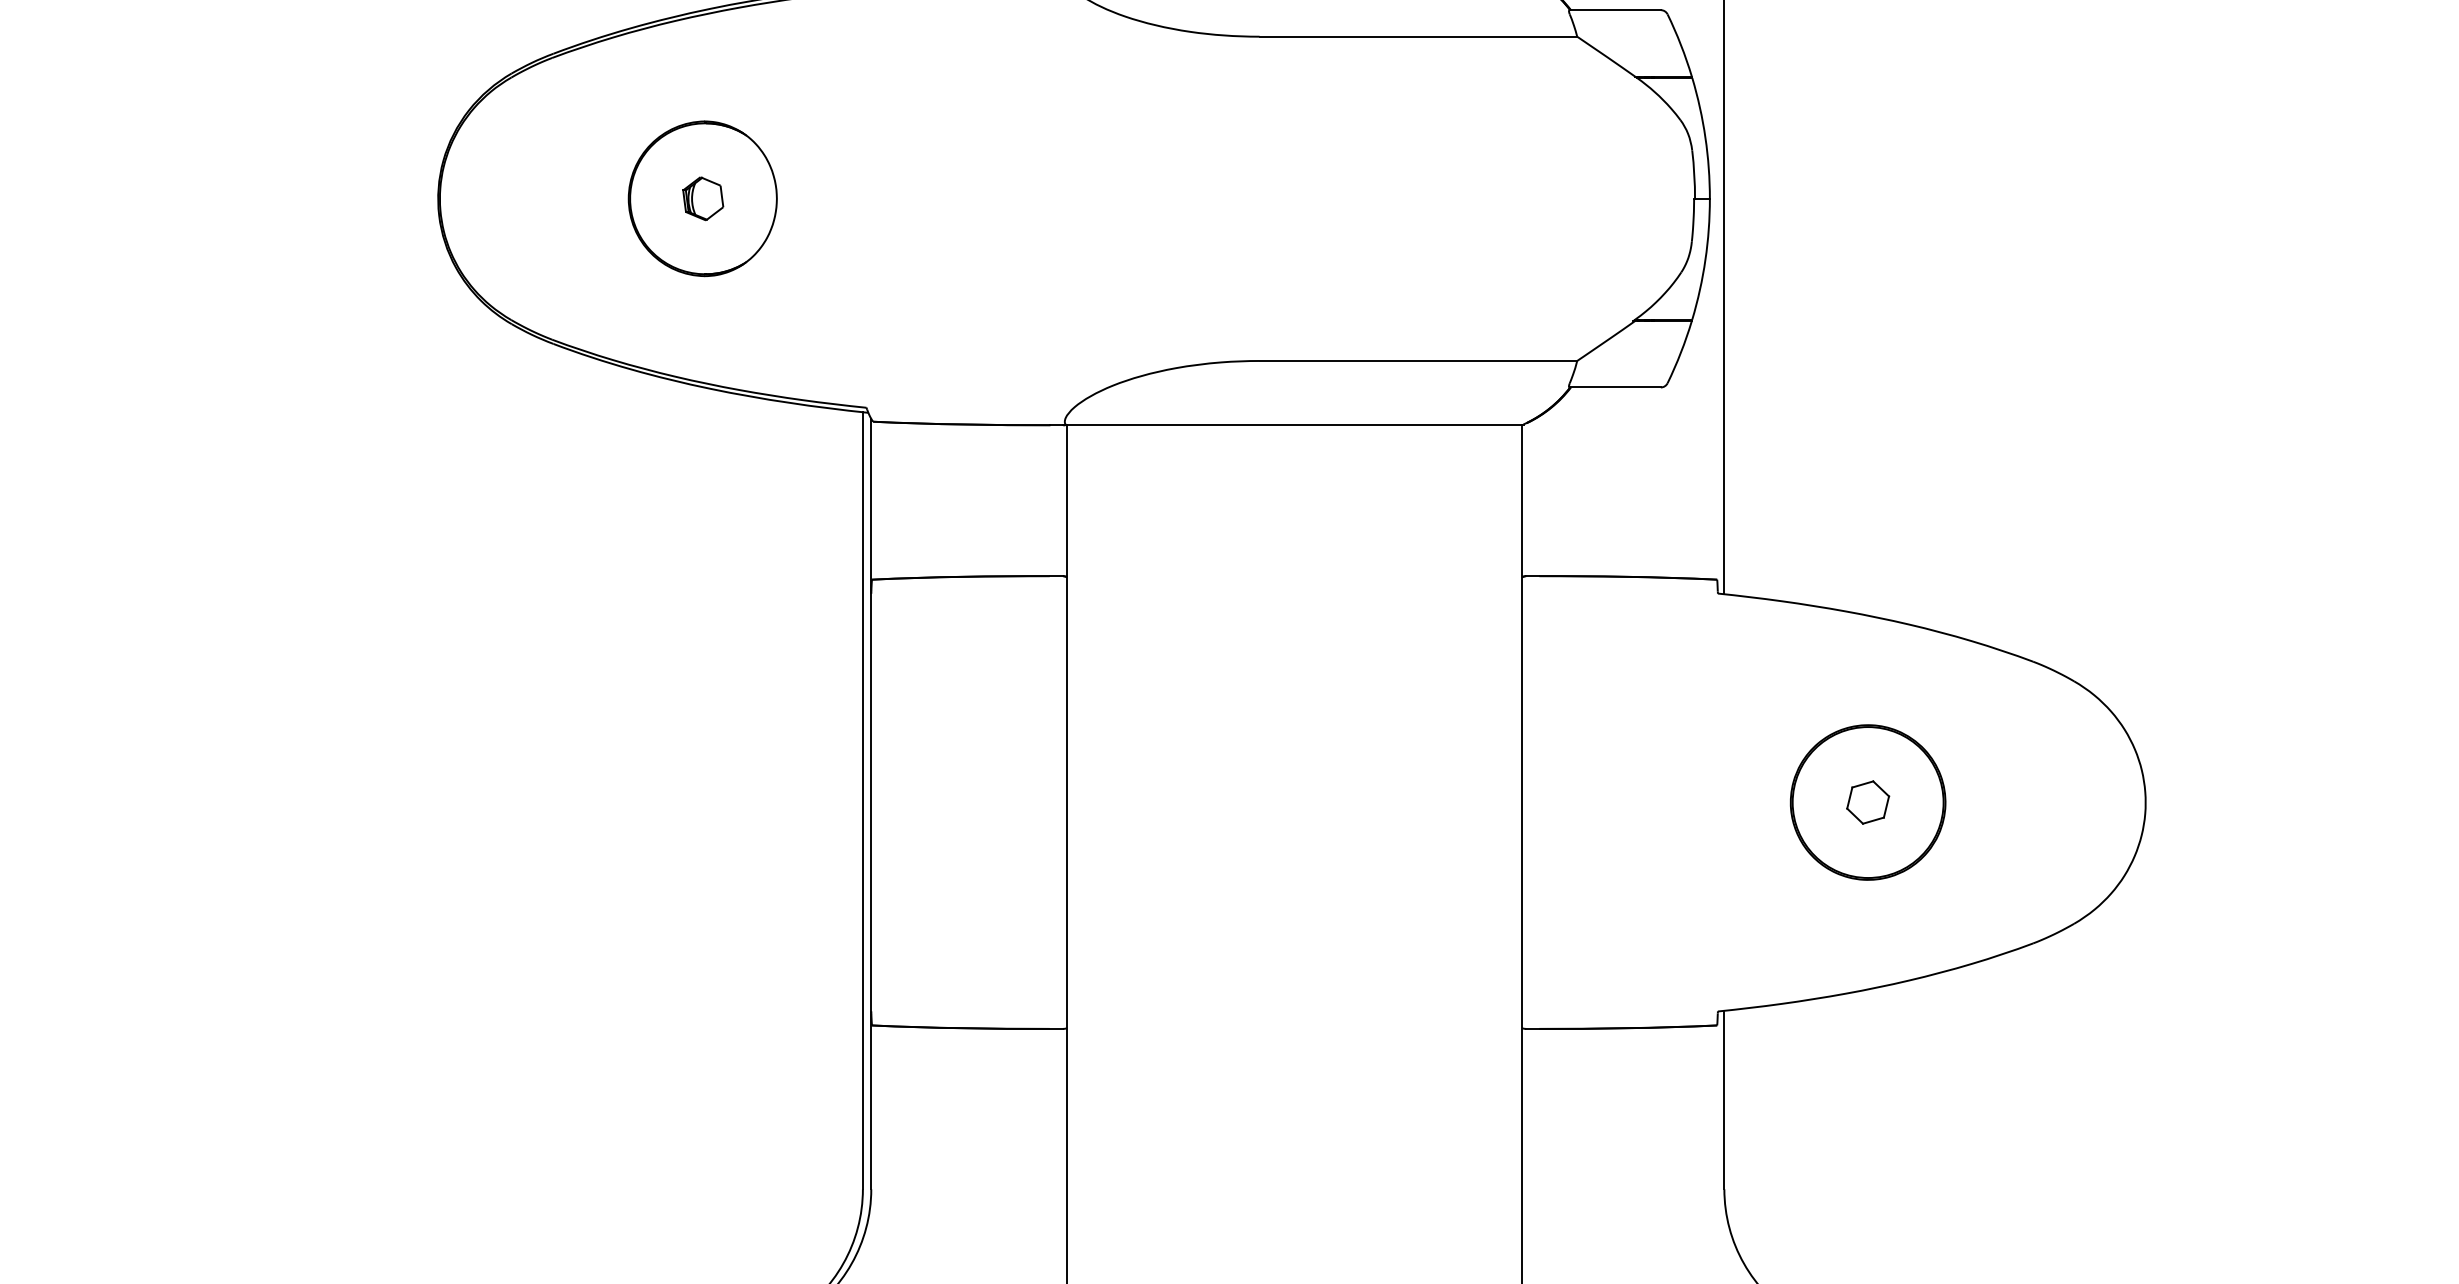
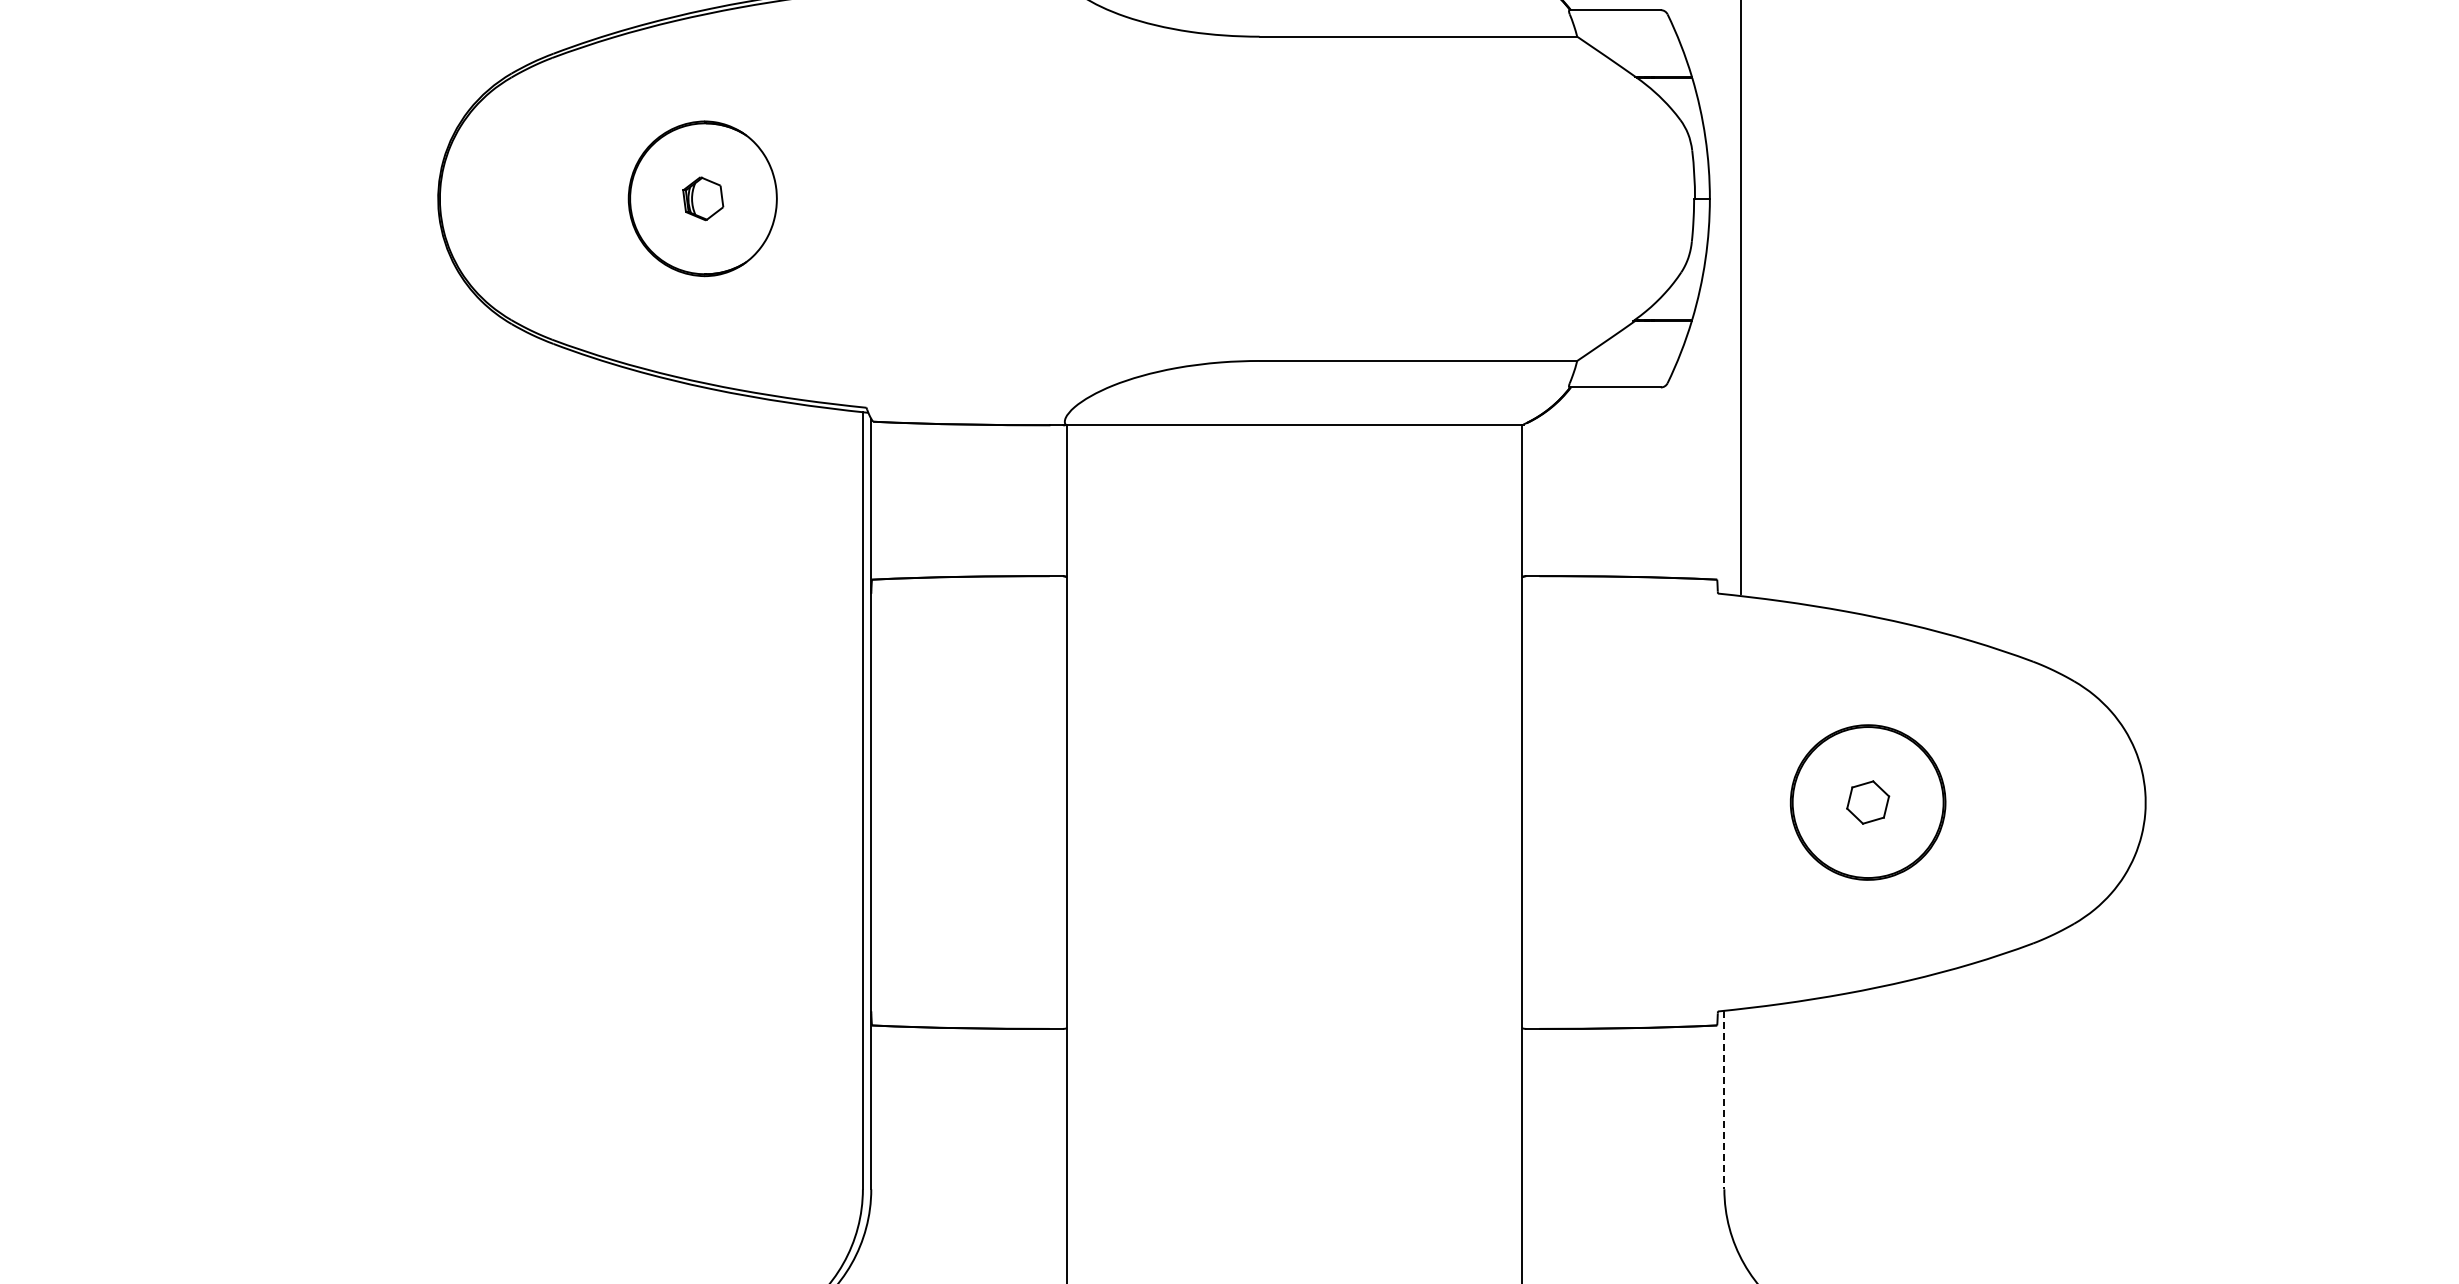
line position: (1724, 298) -> (1741, 298) (1741, 298)
line: solid -> dashed (1724, 1100)
